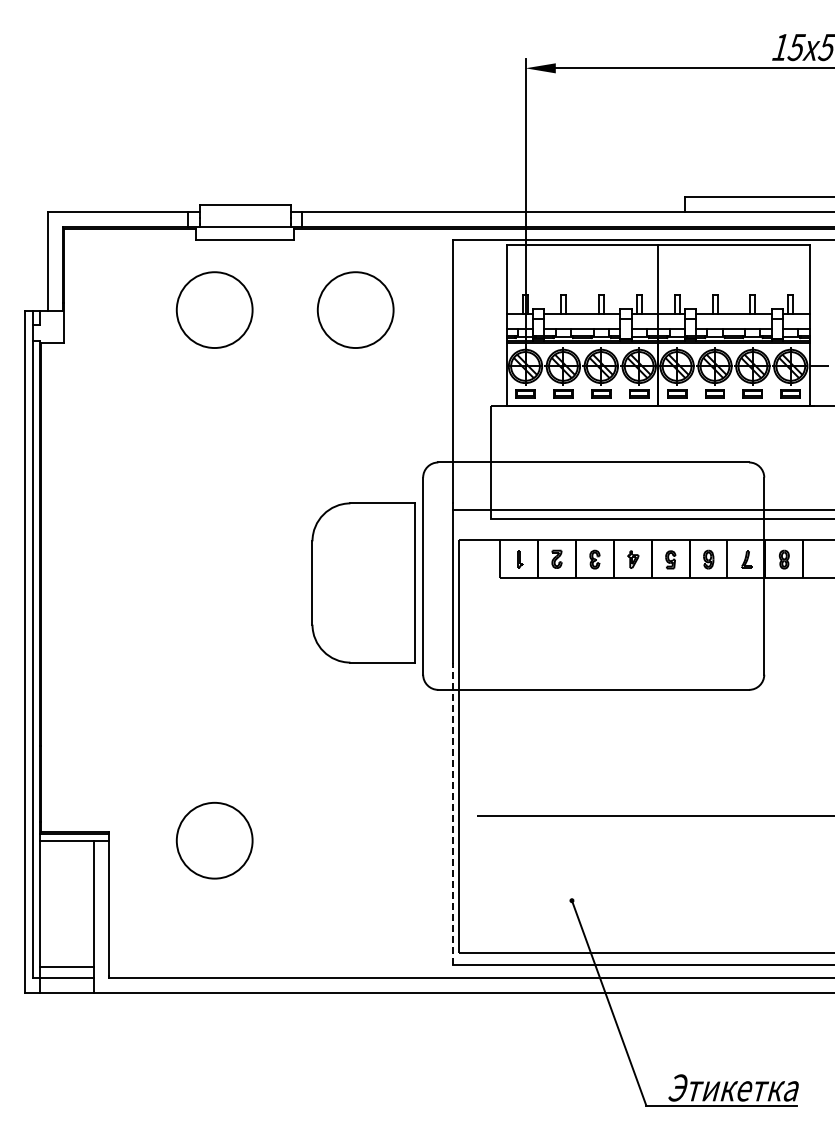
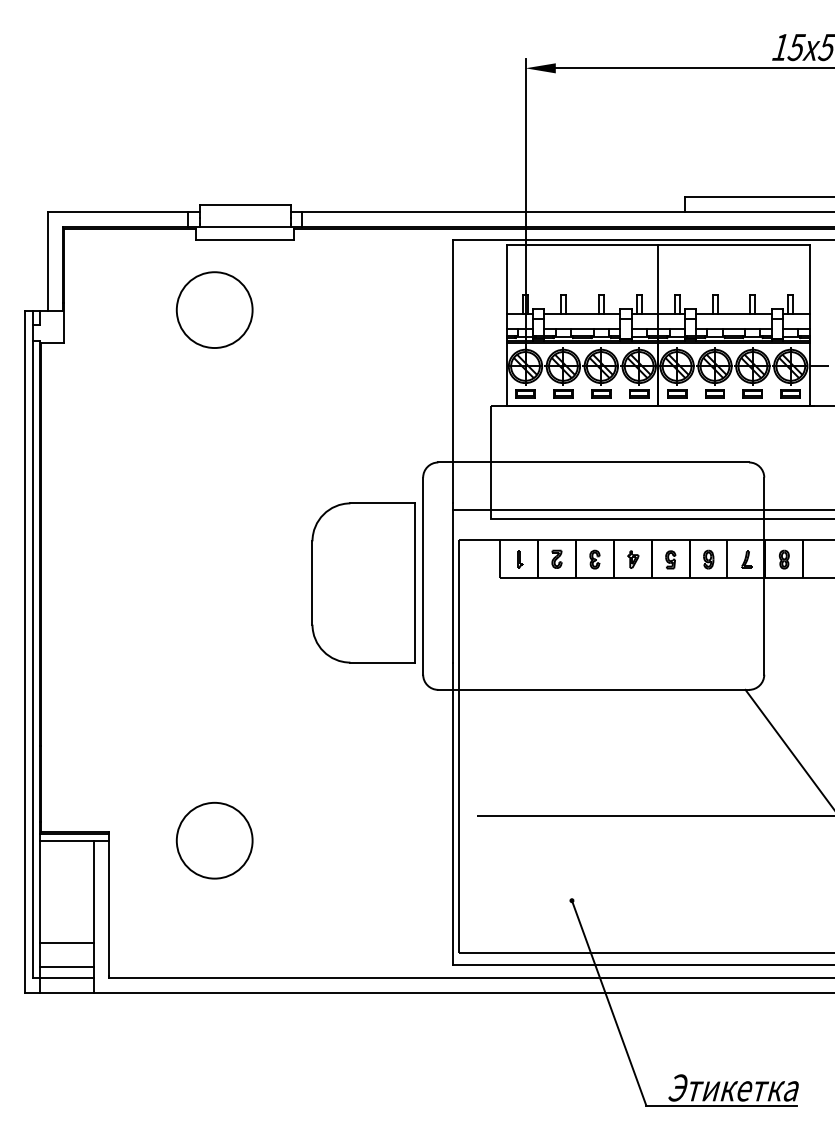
circle: present -> none (355, 309)
line: none -> present (788, 747)
line: dashed -> solid (452, 813)
line: none -> present (67, 943)
